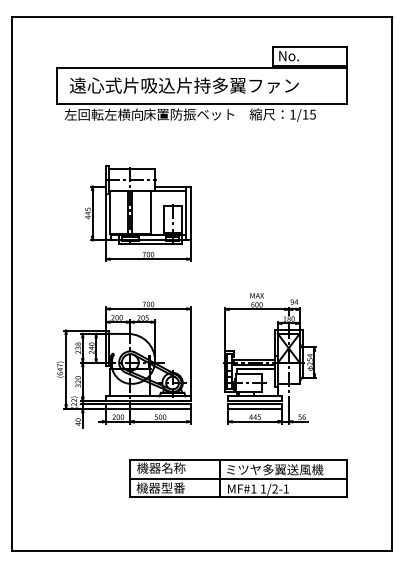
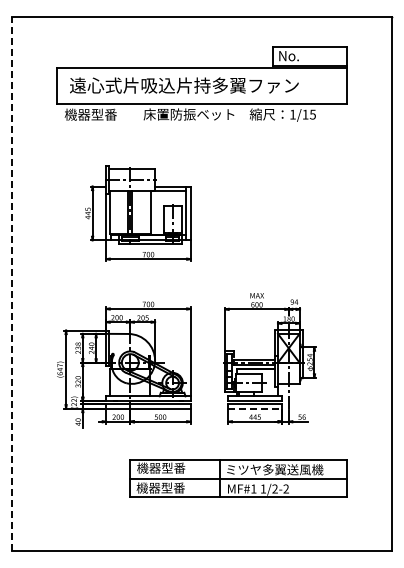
text: 左回転左横向 -> 機器型番 (103, 114)
line: solid -> dashed (11, 284)
line: solid -> dashed (255, 408)
text: 機器名称 -> 機器型番 (173, 467)
text: 1/2-1 -> 1/2-2 (285, 488)
